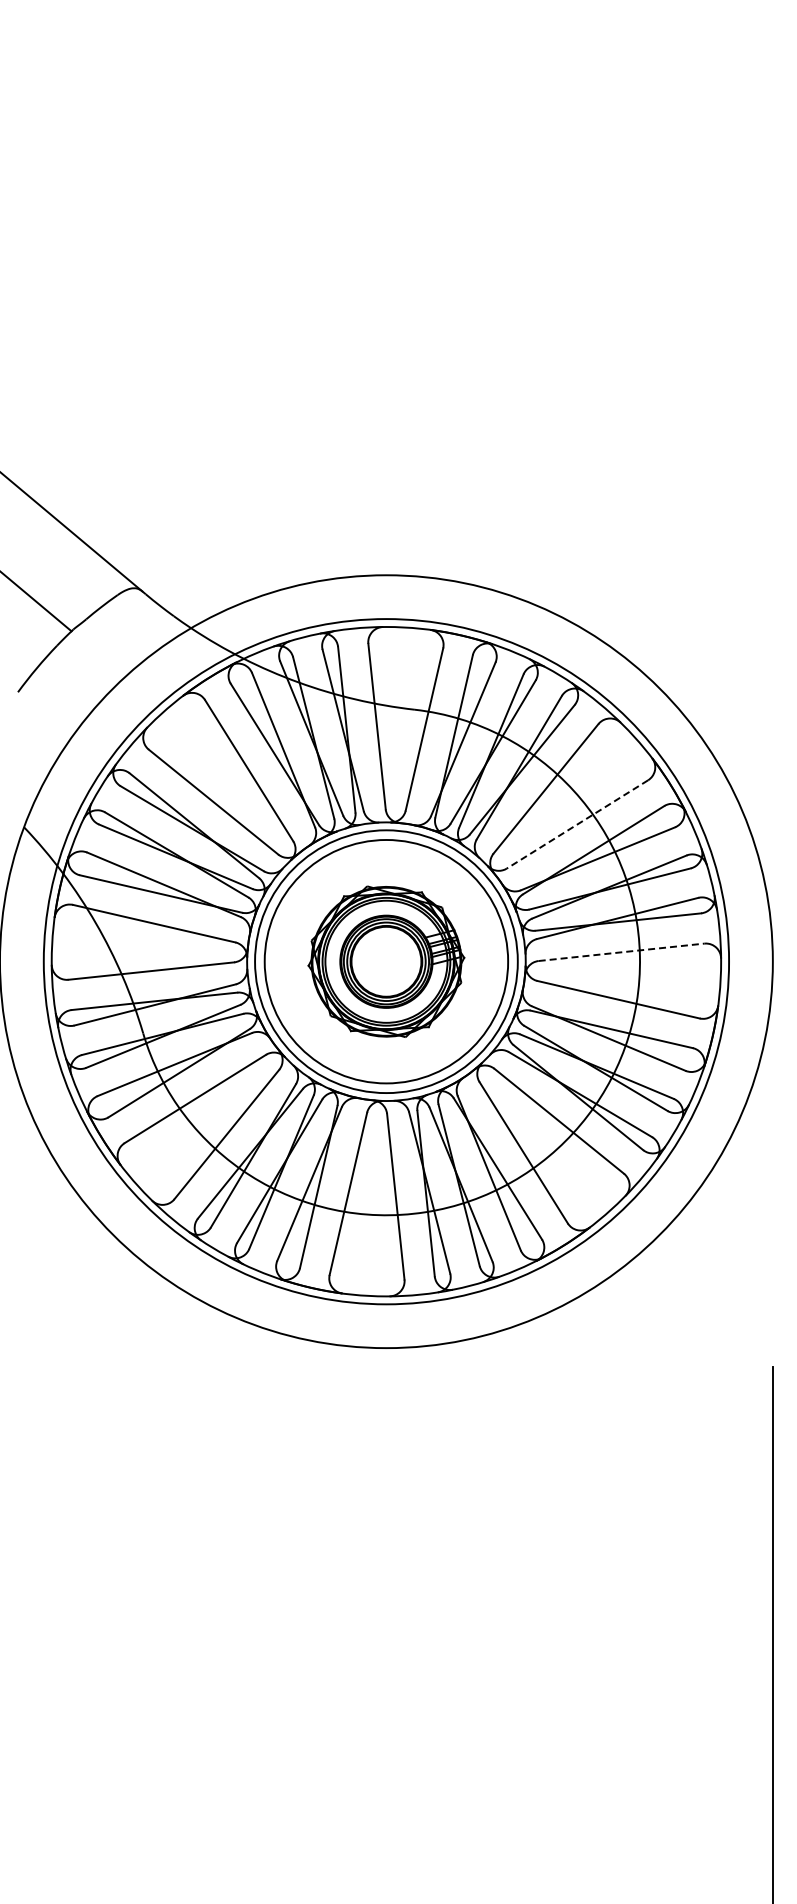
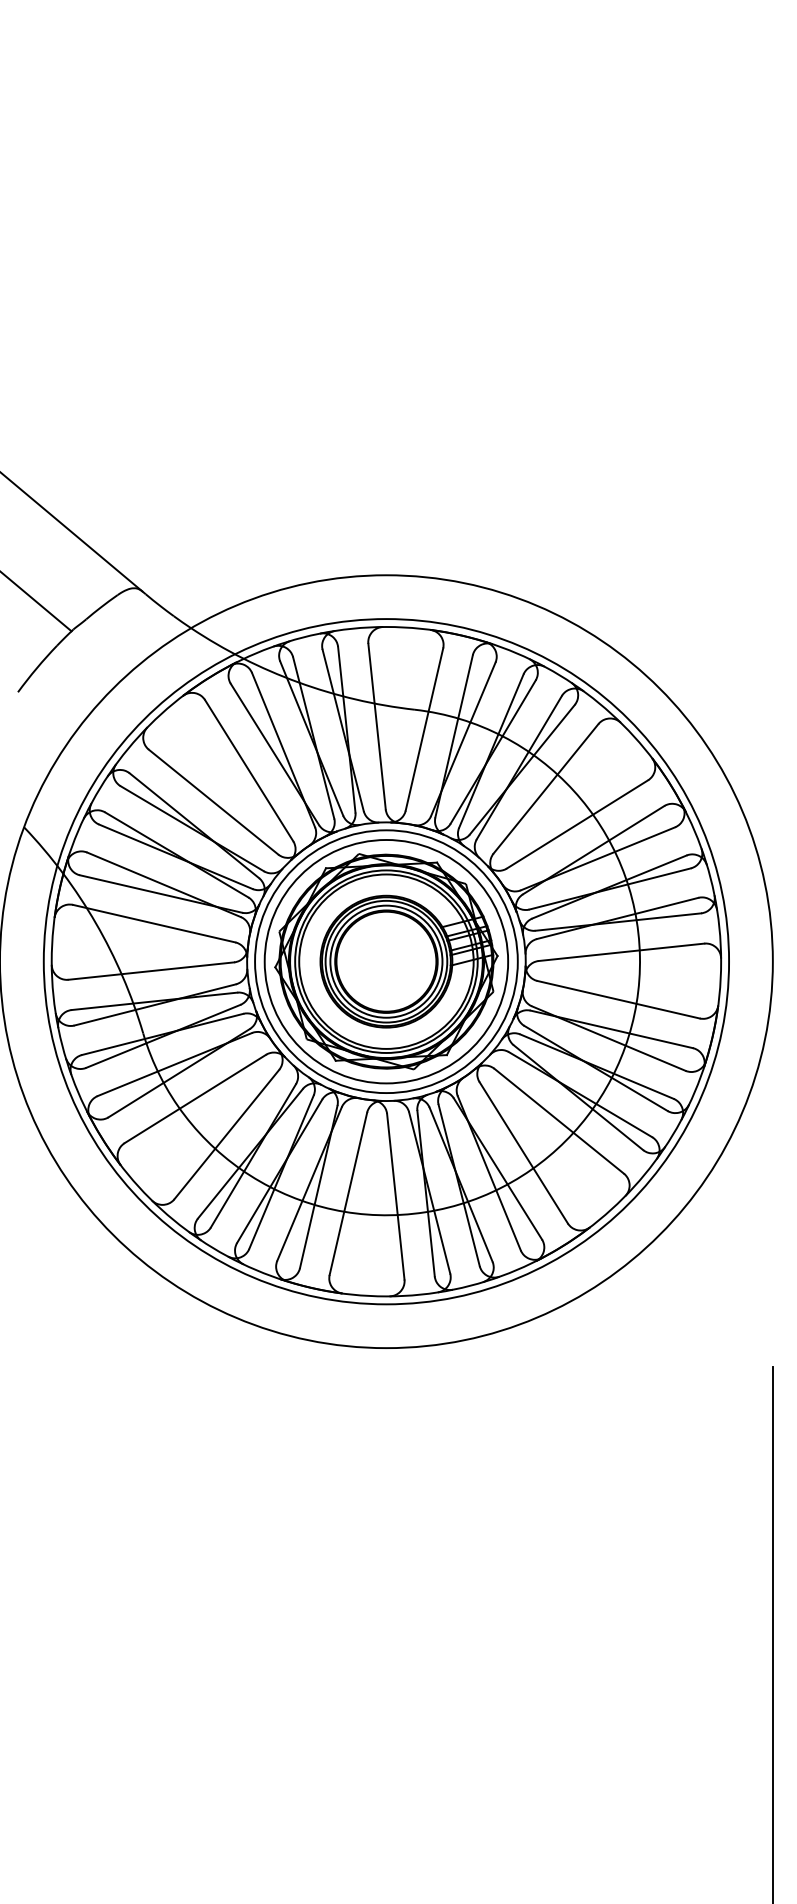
line: dashed -> solid (577, 824)
line: dashed -> solid (622, 952)
part size: 159x153 px -> 225x218 px (386, 961)
